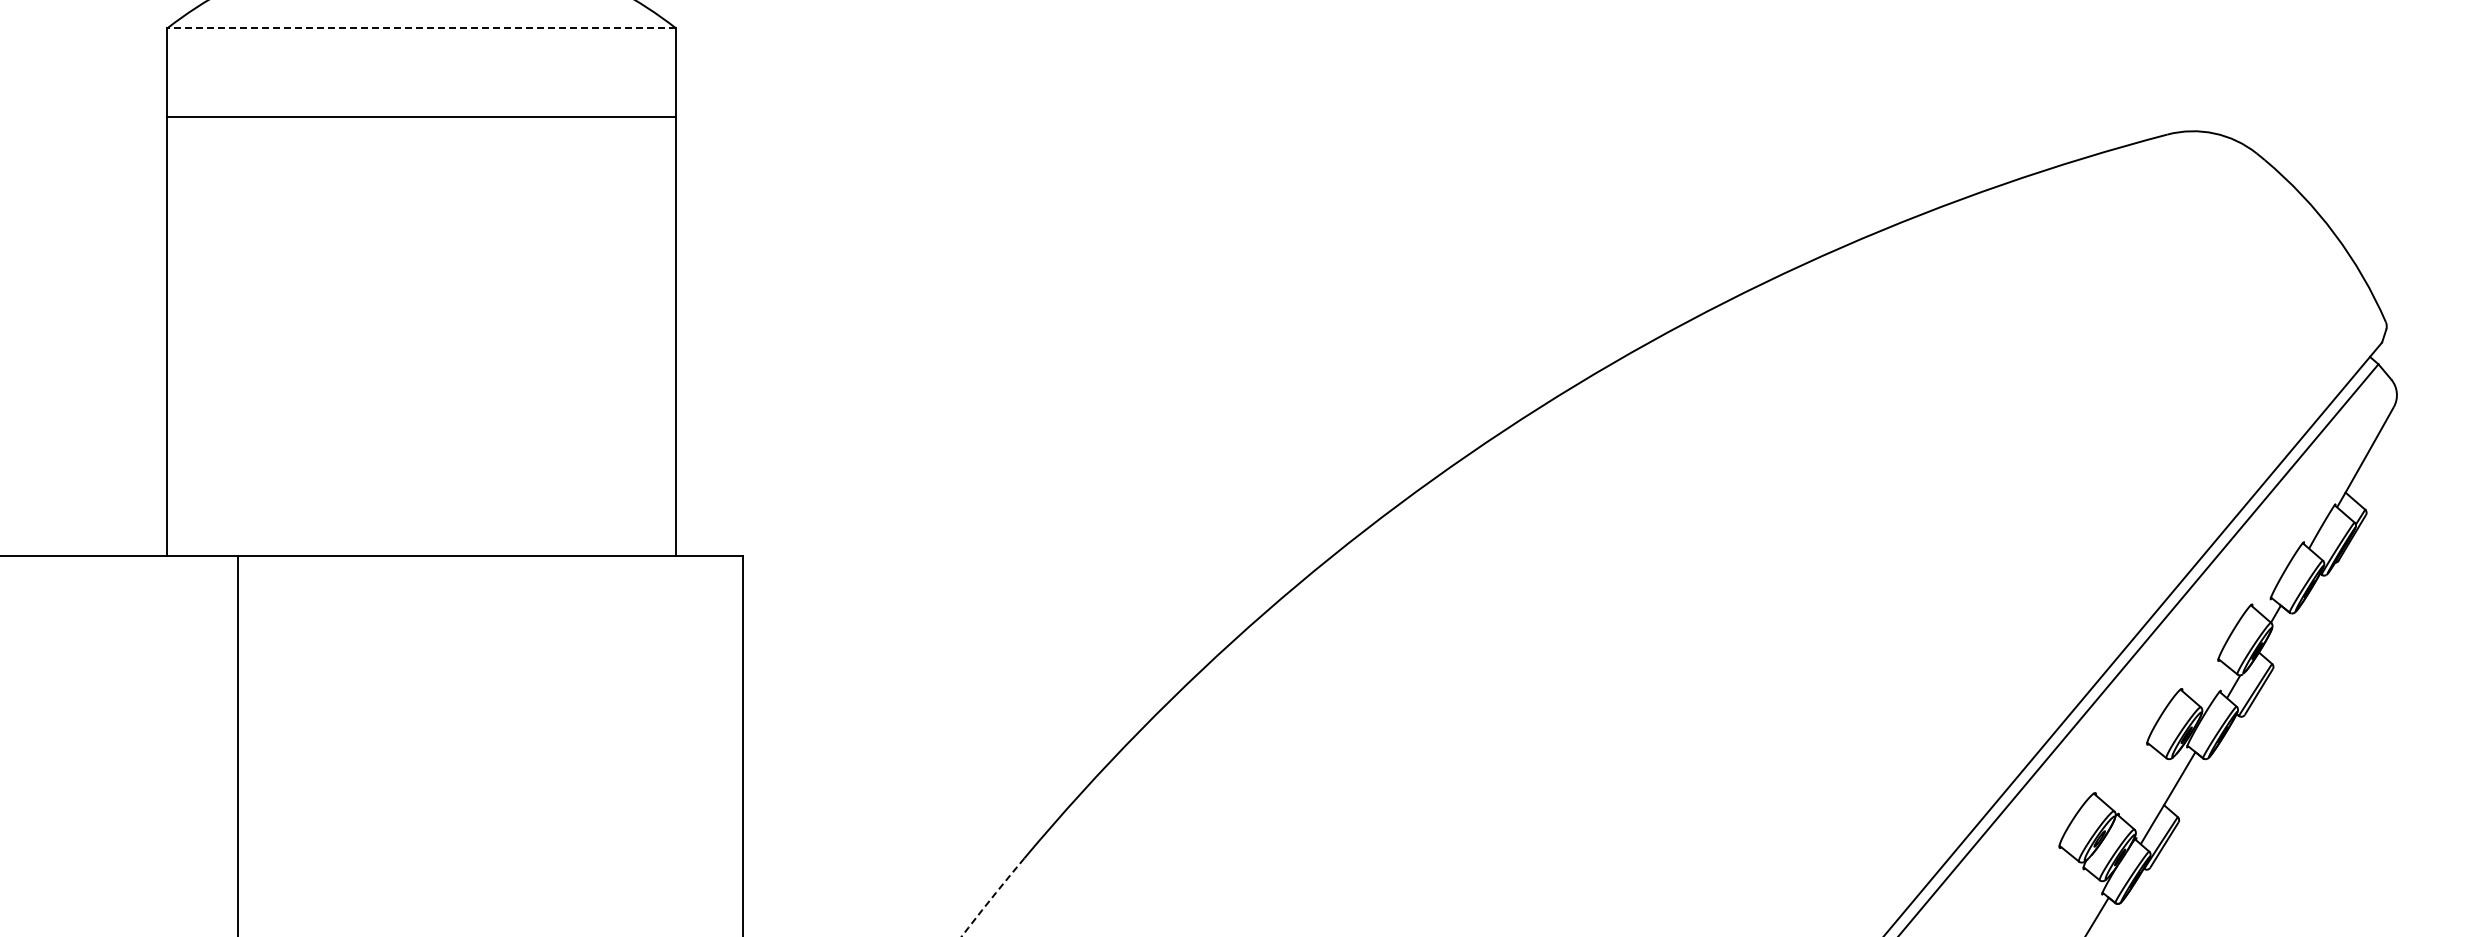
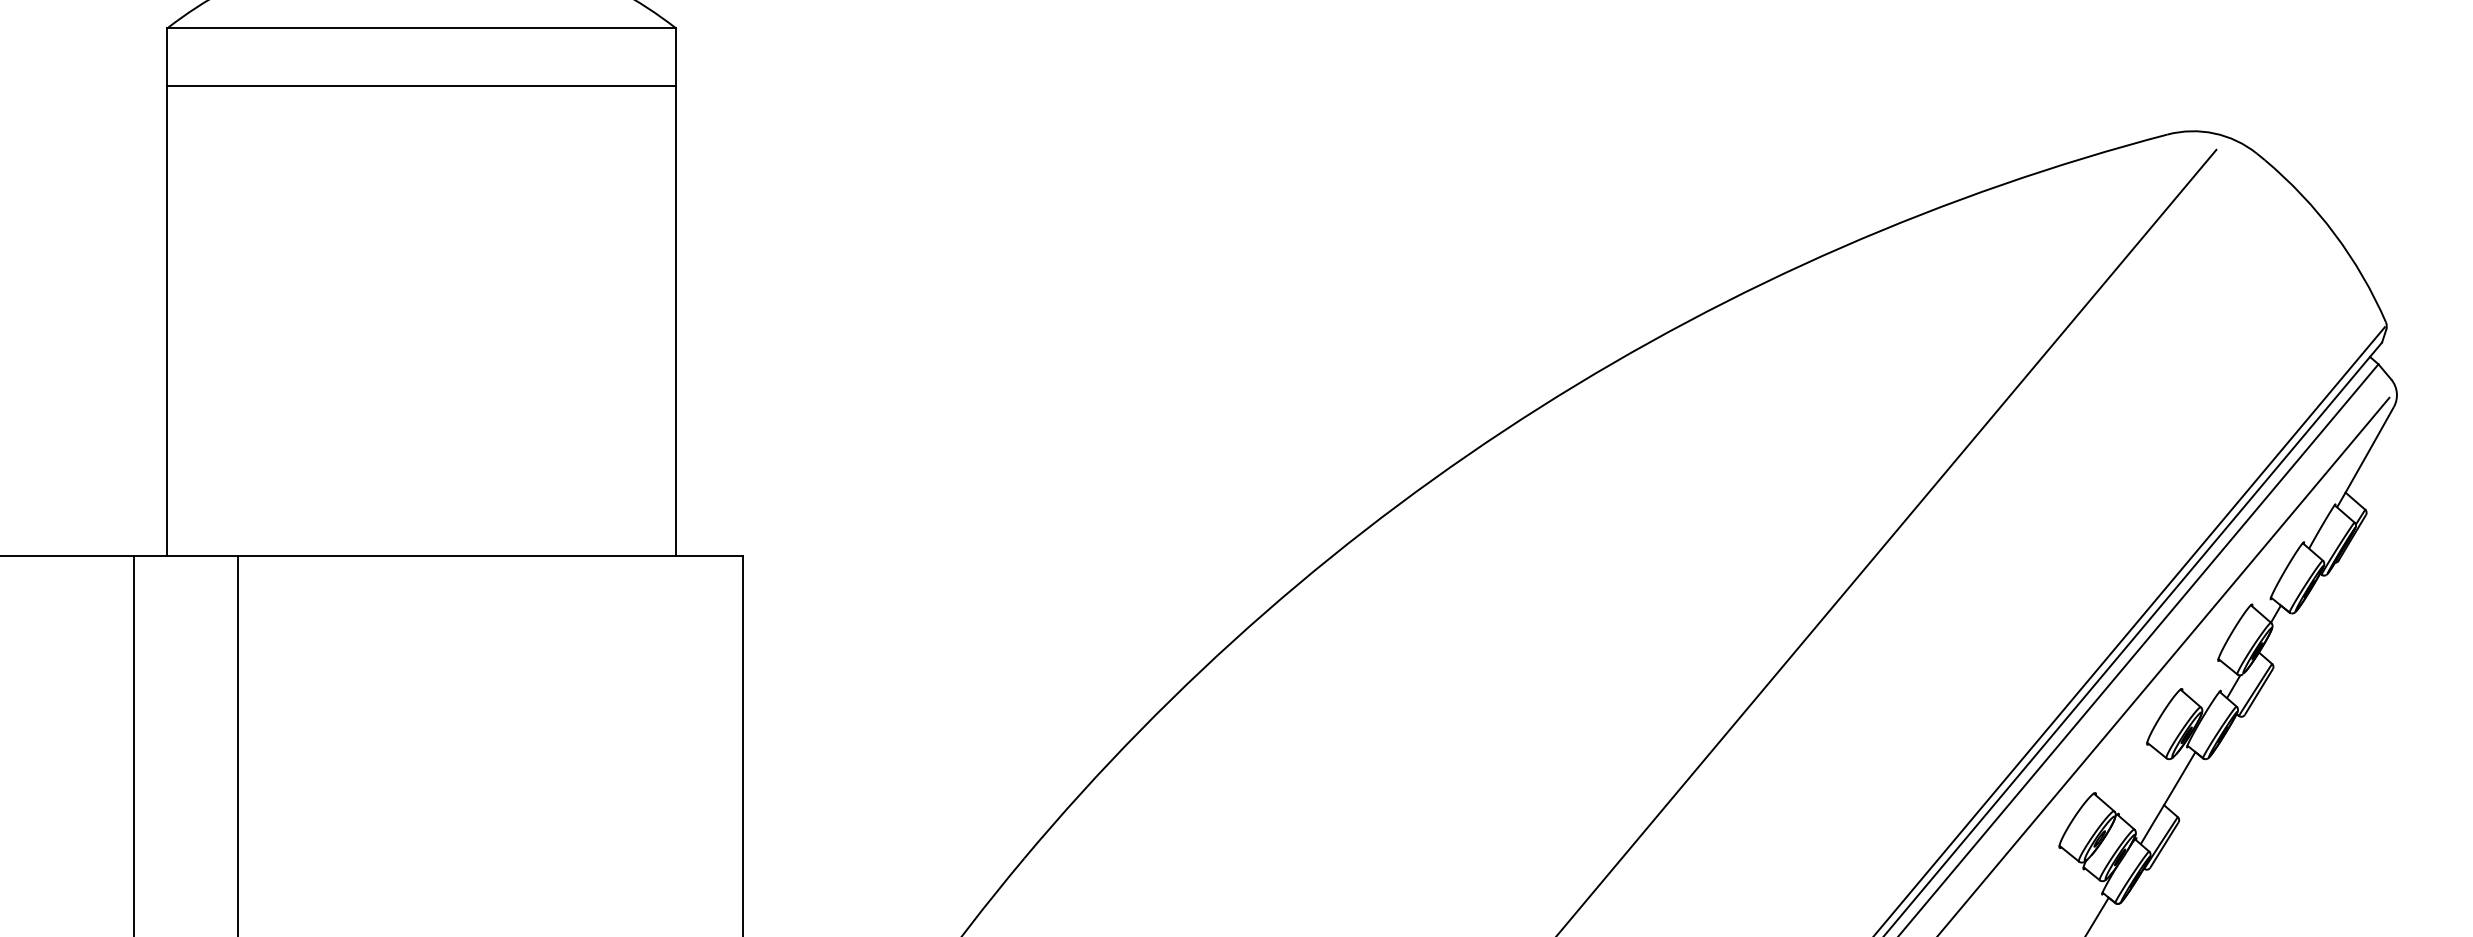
line: dashed -> solid (421, 28)
line position: (421, 117) -> (421, 86) (421, 86)
line: none -> present (1887, 541)
line: none -> present (2129, 630)
line: none -> present (2164, 665)
line: none -> present (134, 744)
arc: dashed -> solid (992, 897)
